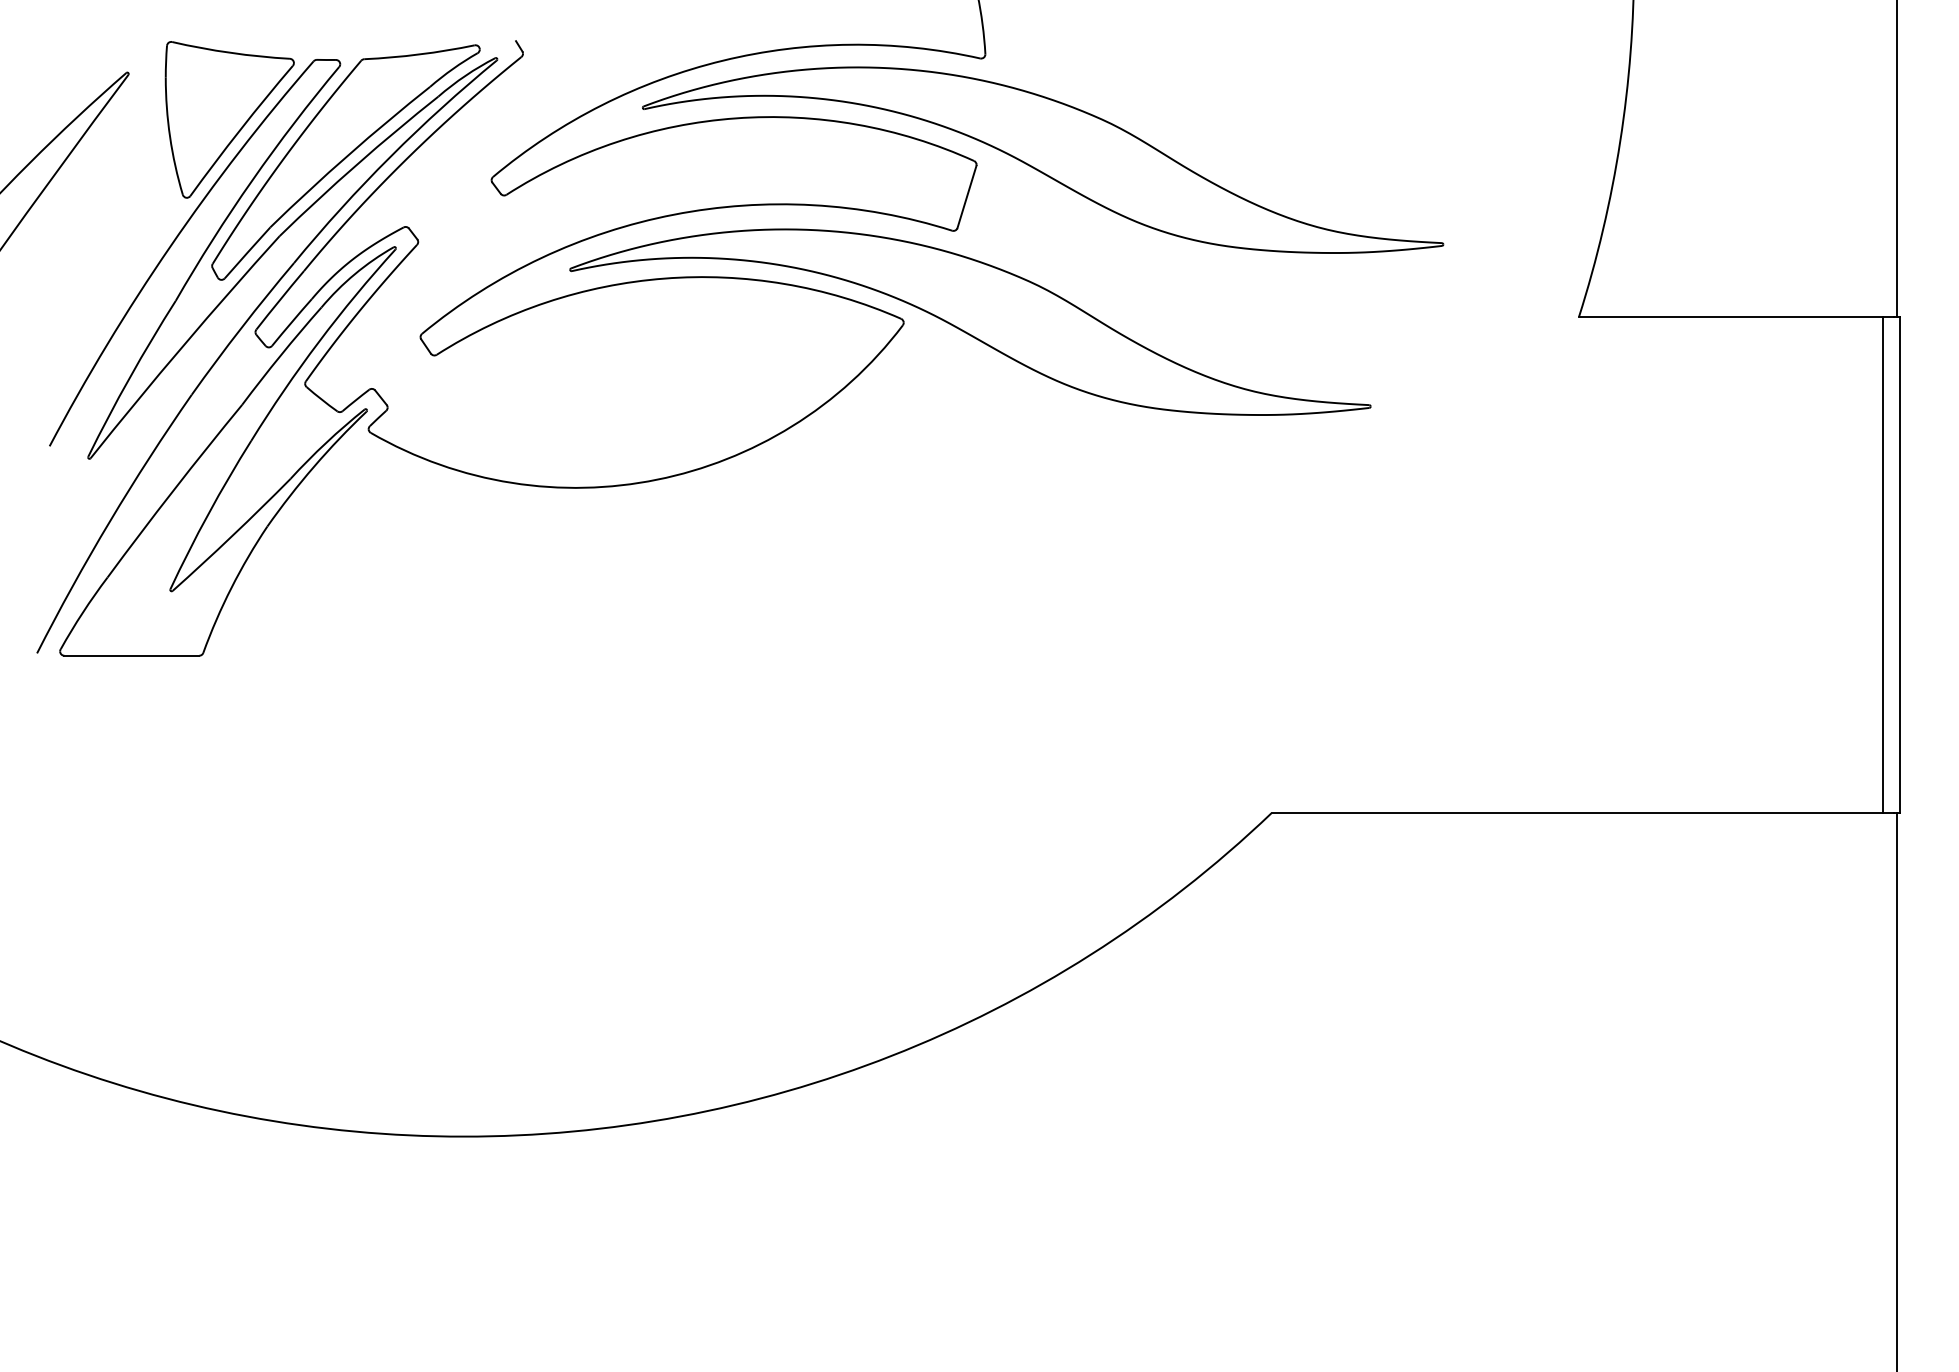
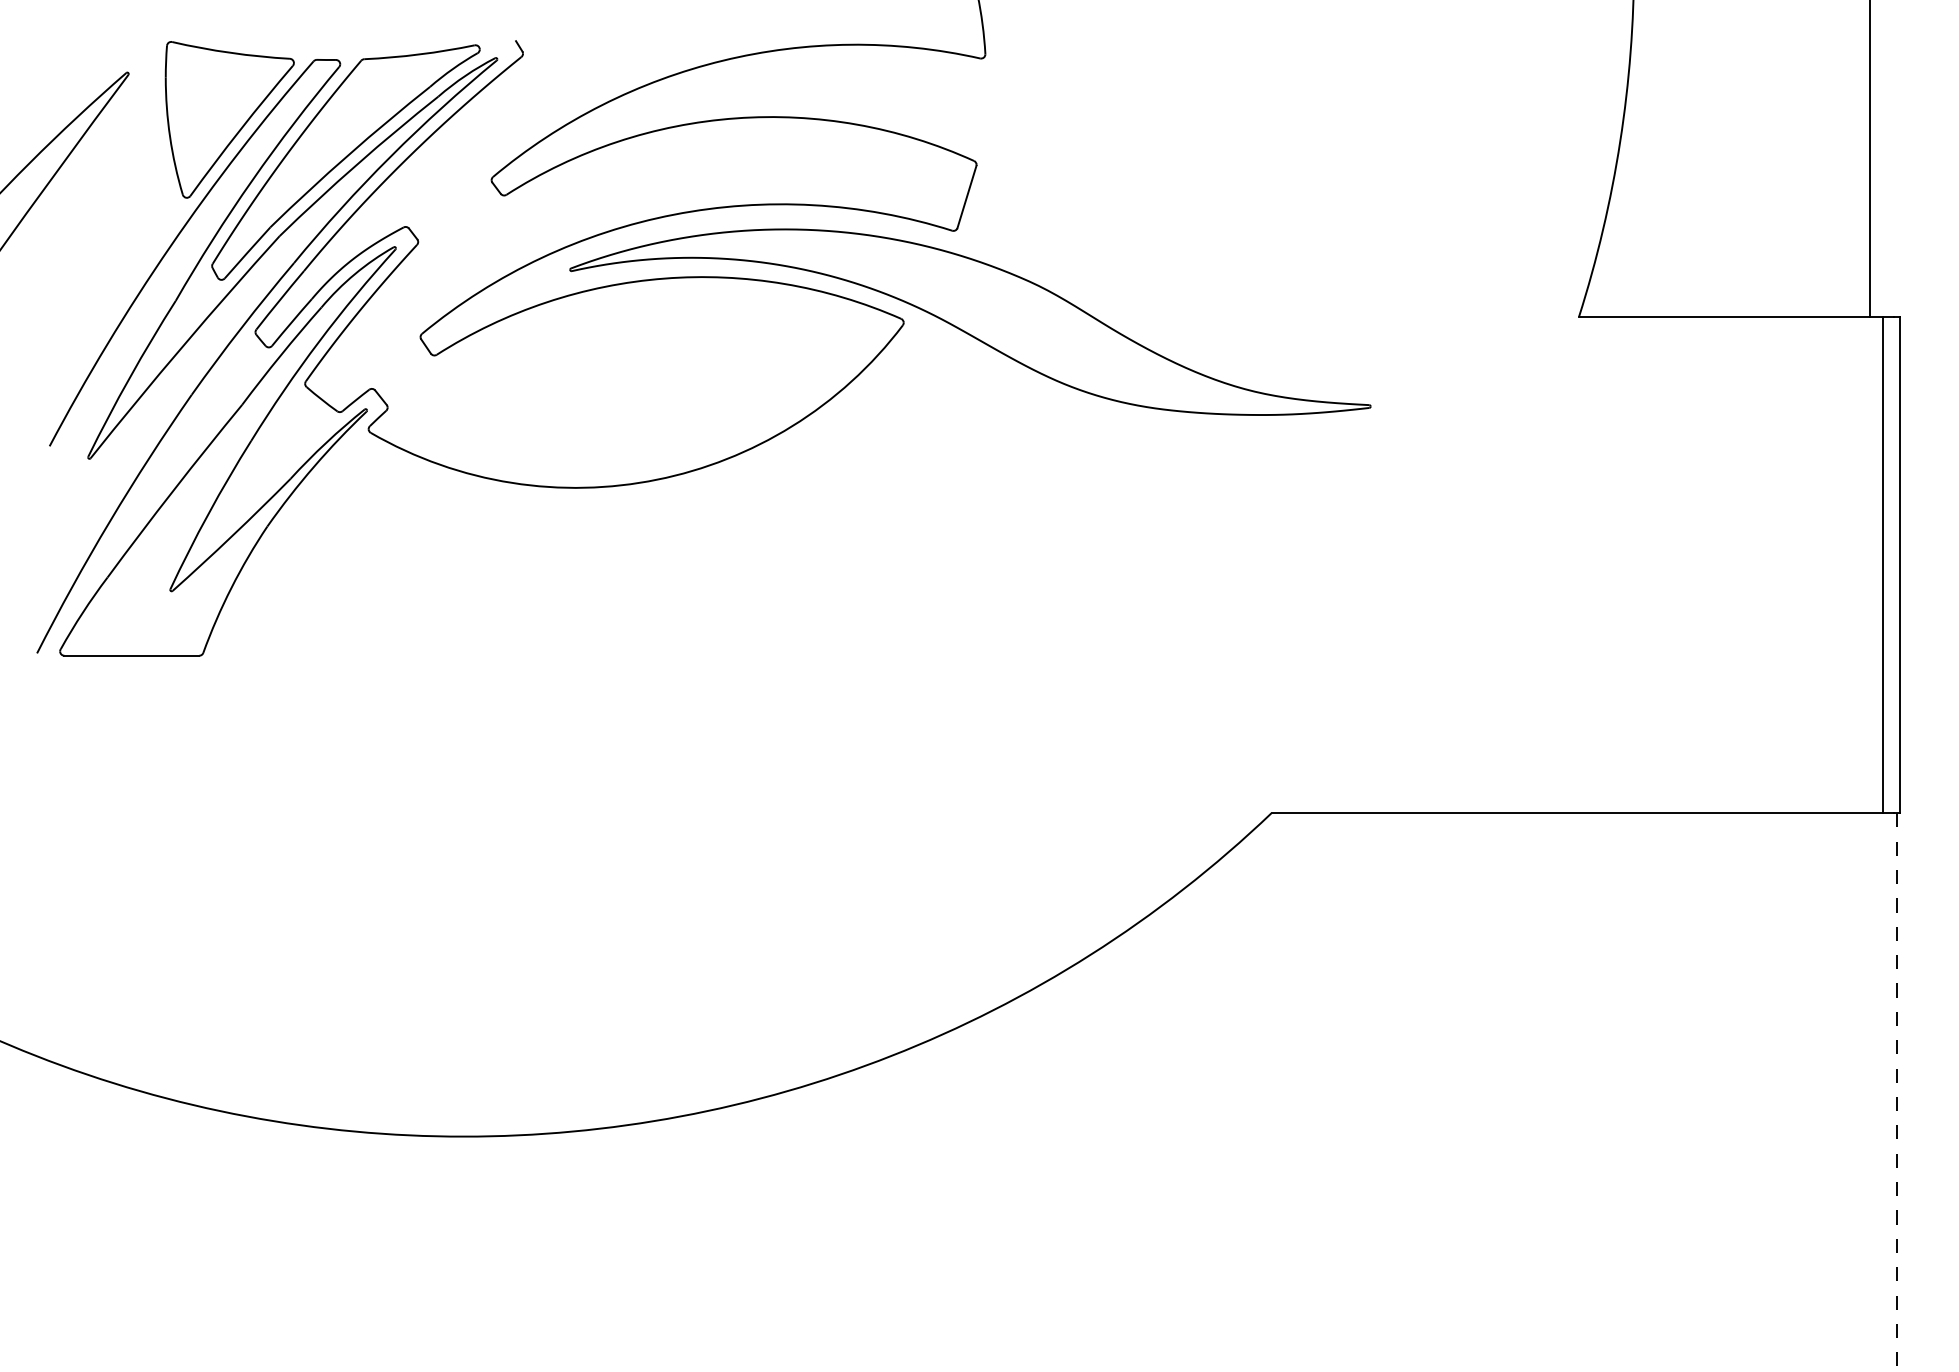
part: present -> none (1043, 159)
line position: (1896, 159) -> (1869, 159) (1869, 159)
line: solid -> dashed (1896, 1092)
